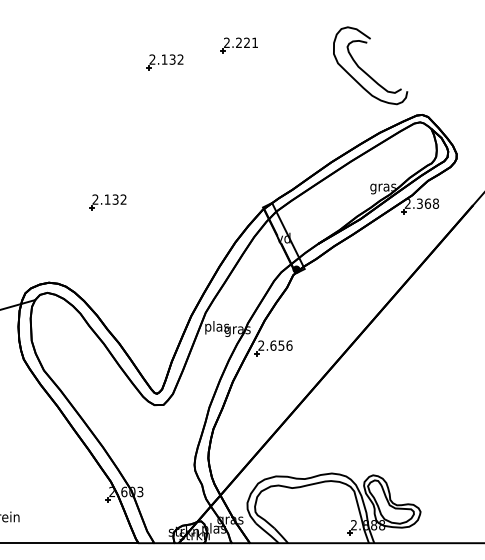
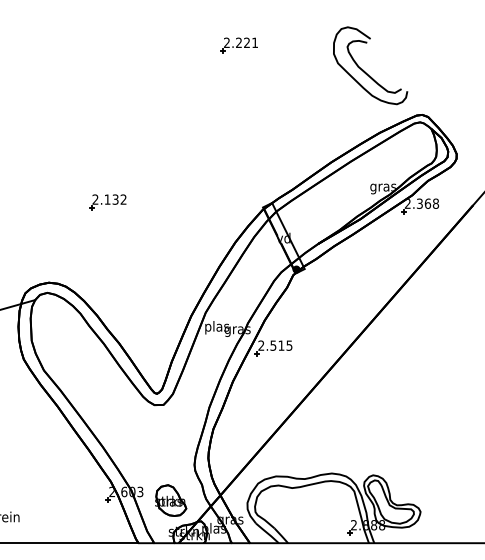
part: present -> none (164, 62)
text: 2.656 -> 2.515 (281, 345)
part: none -> present (171, 500)
